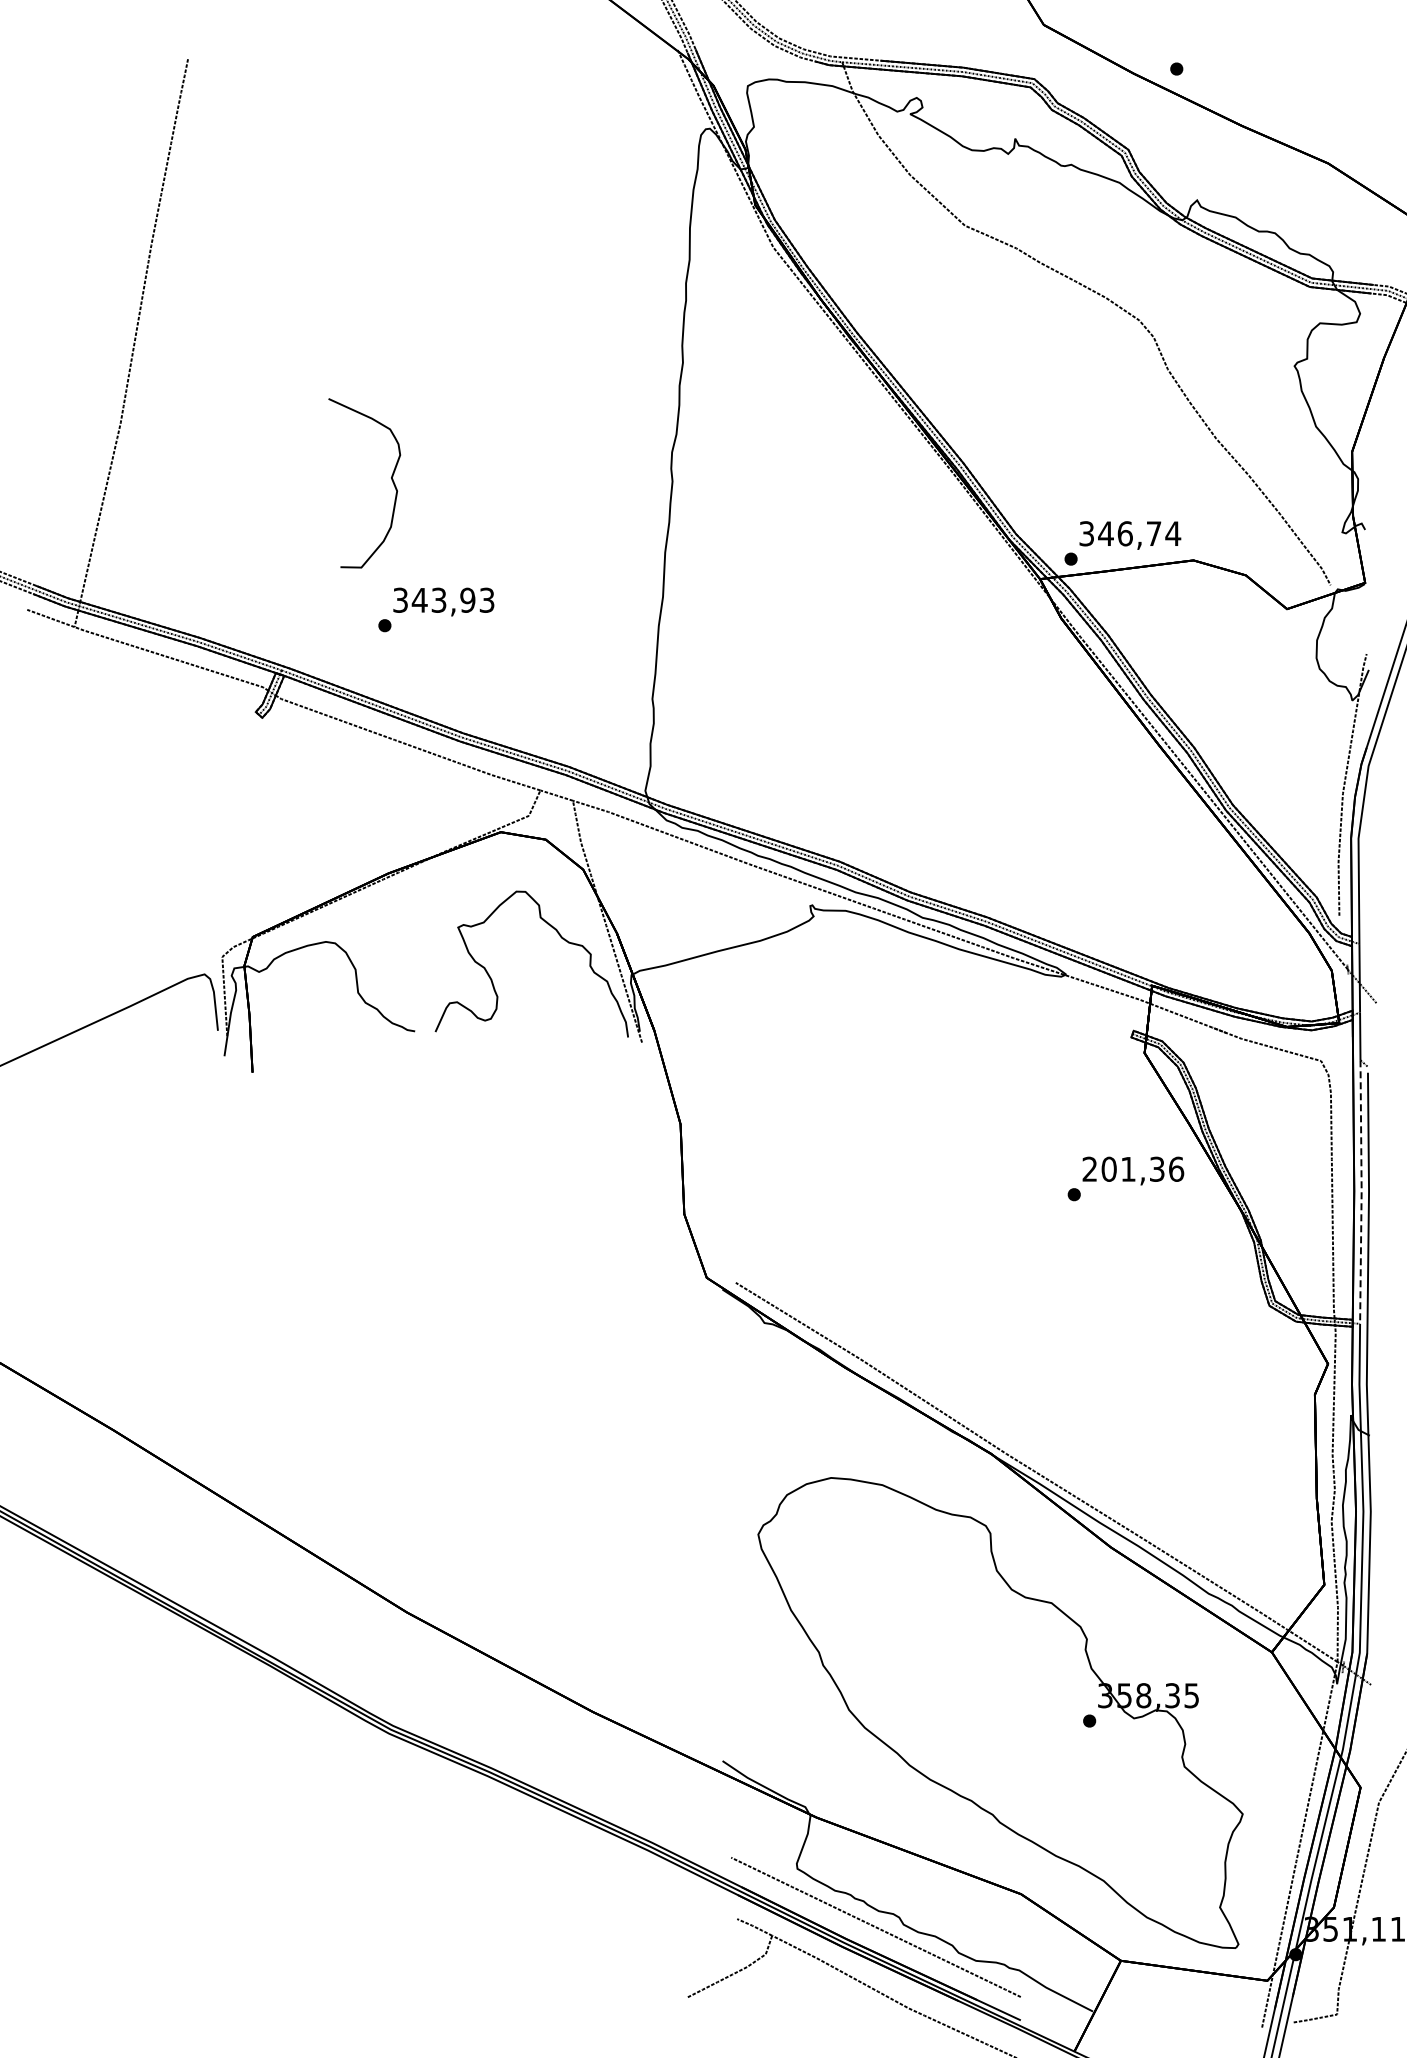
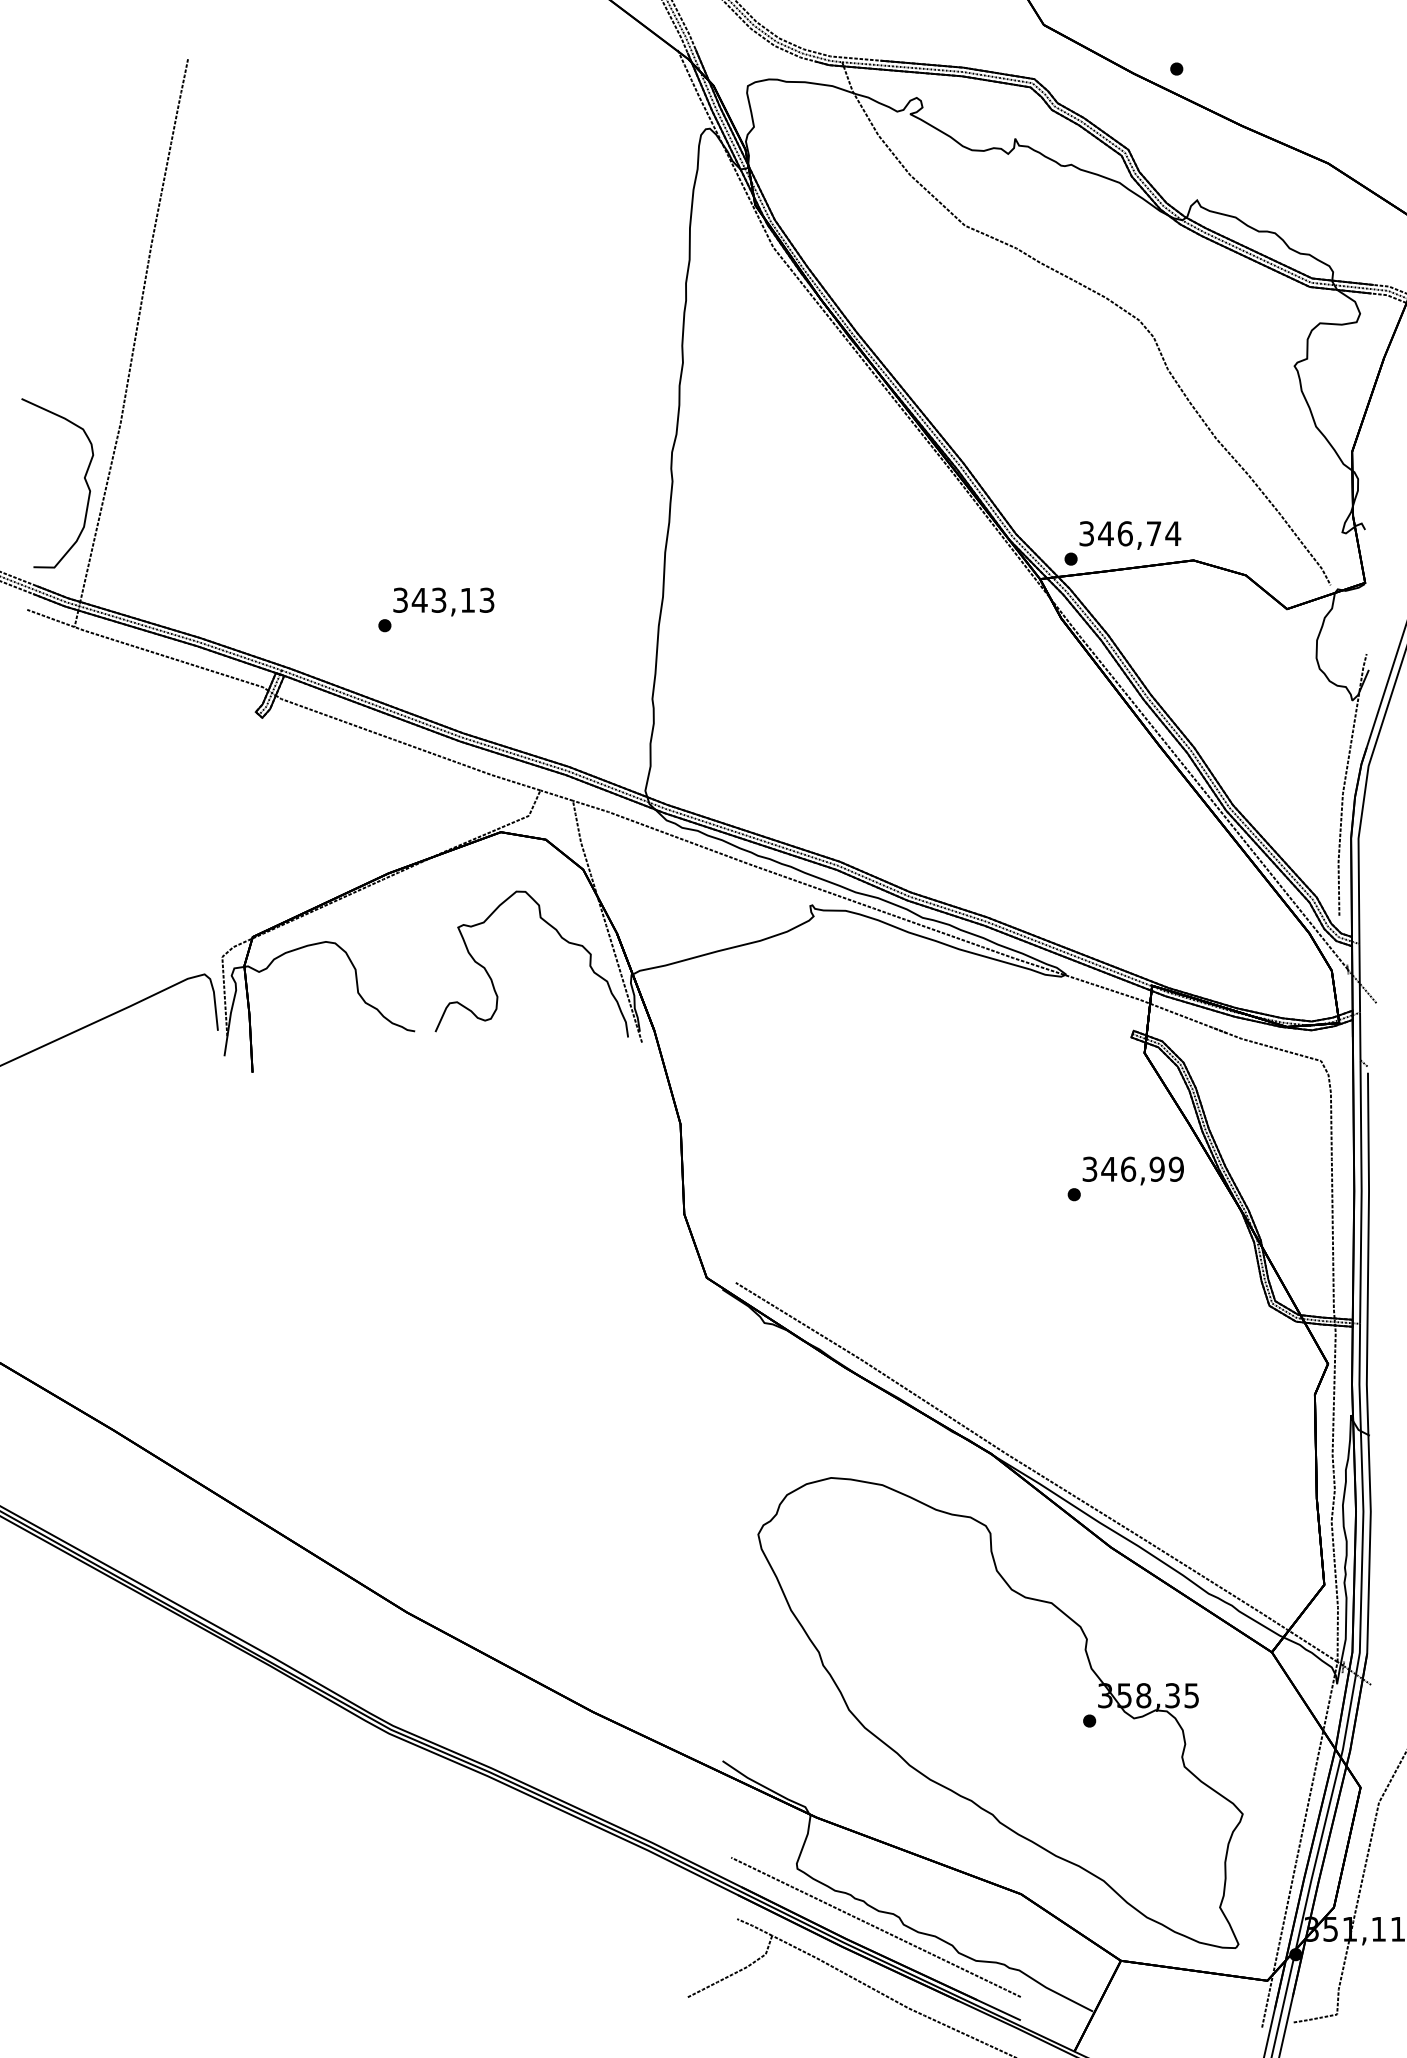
part position: (391, 480) -> (84, 480) (84, 480)
text: 343,93 -> 343,13 (467, 599)
text: 201,36 -> 346,99 (1133, 1168)
line: dashed -> solid (1361, 1192)
